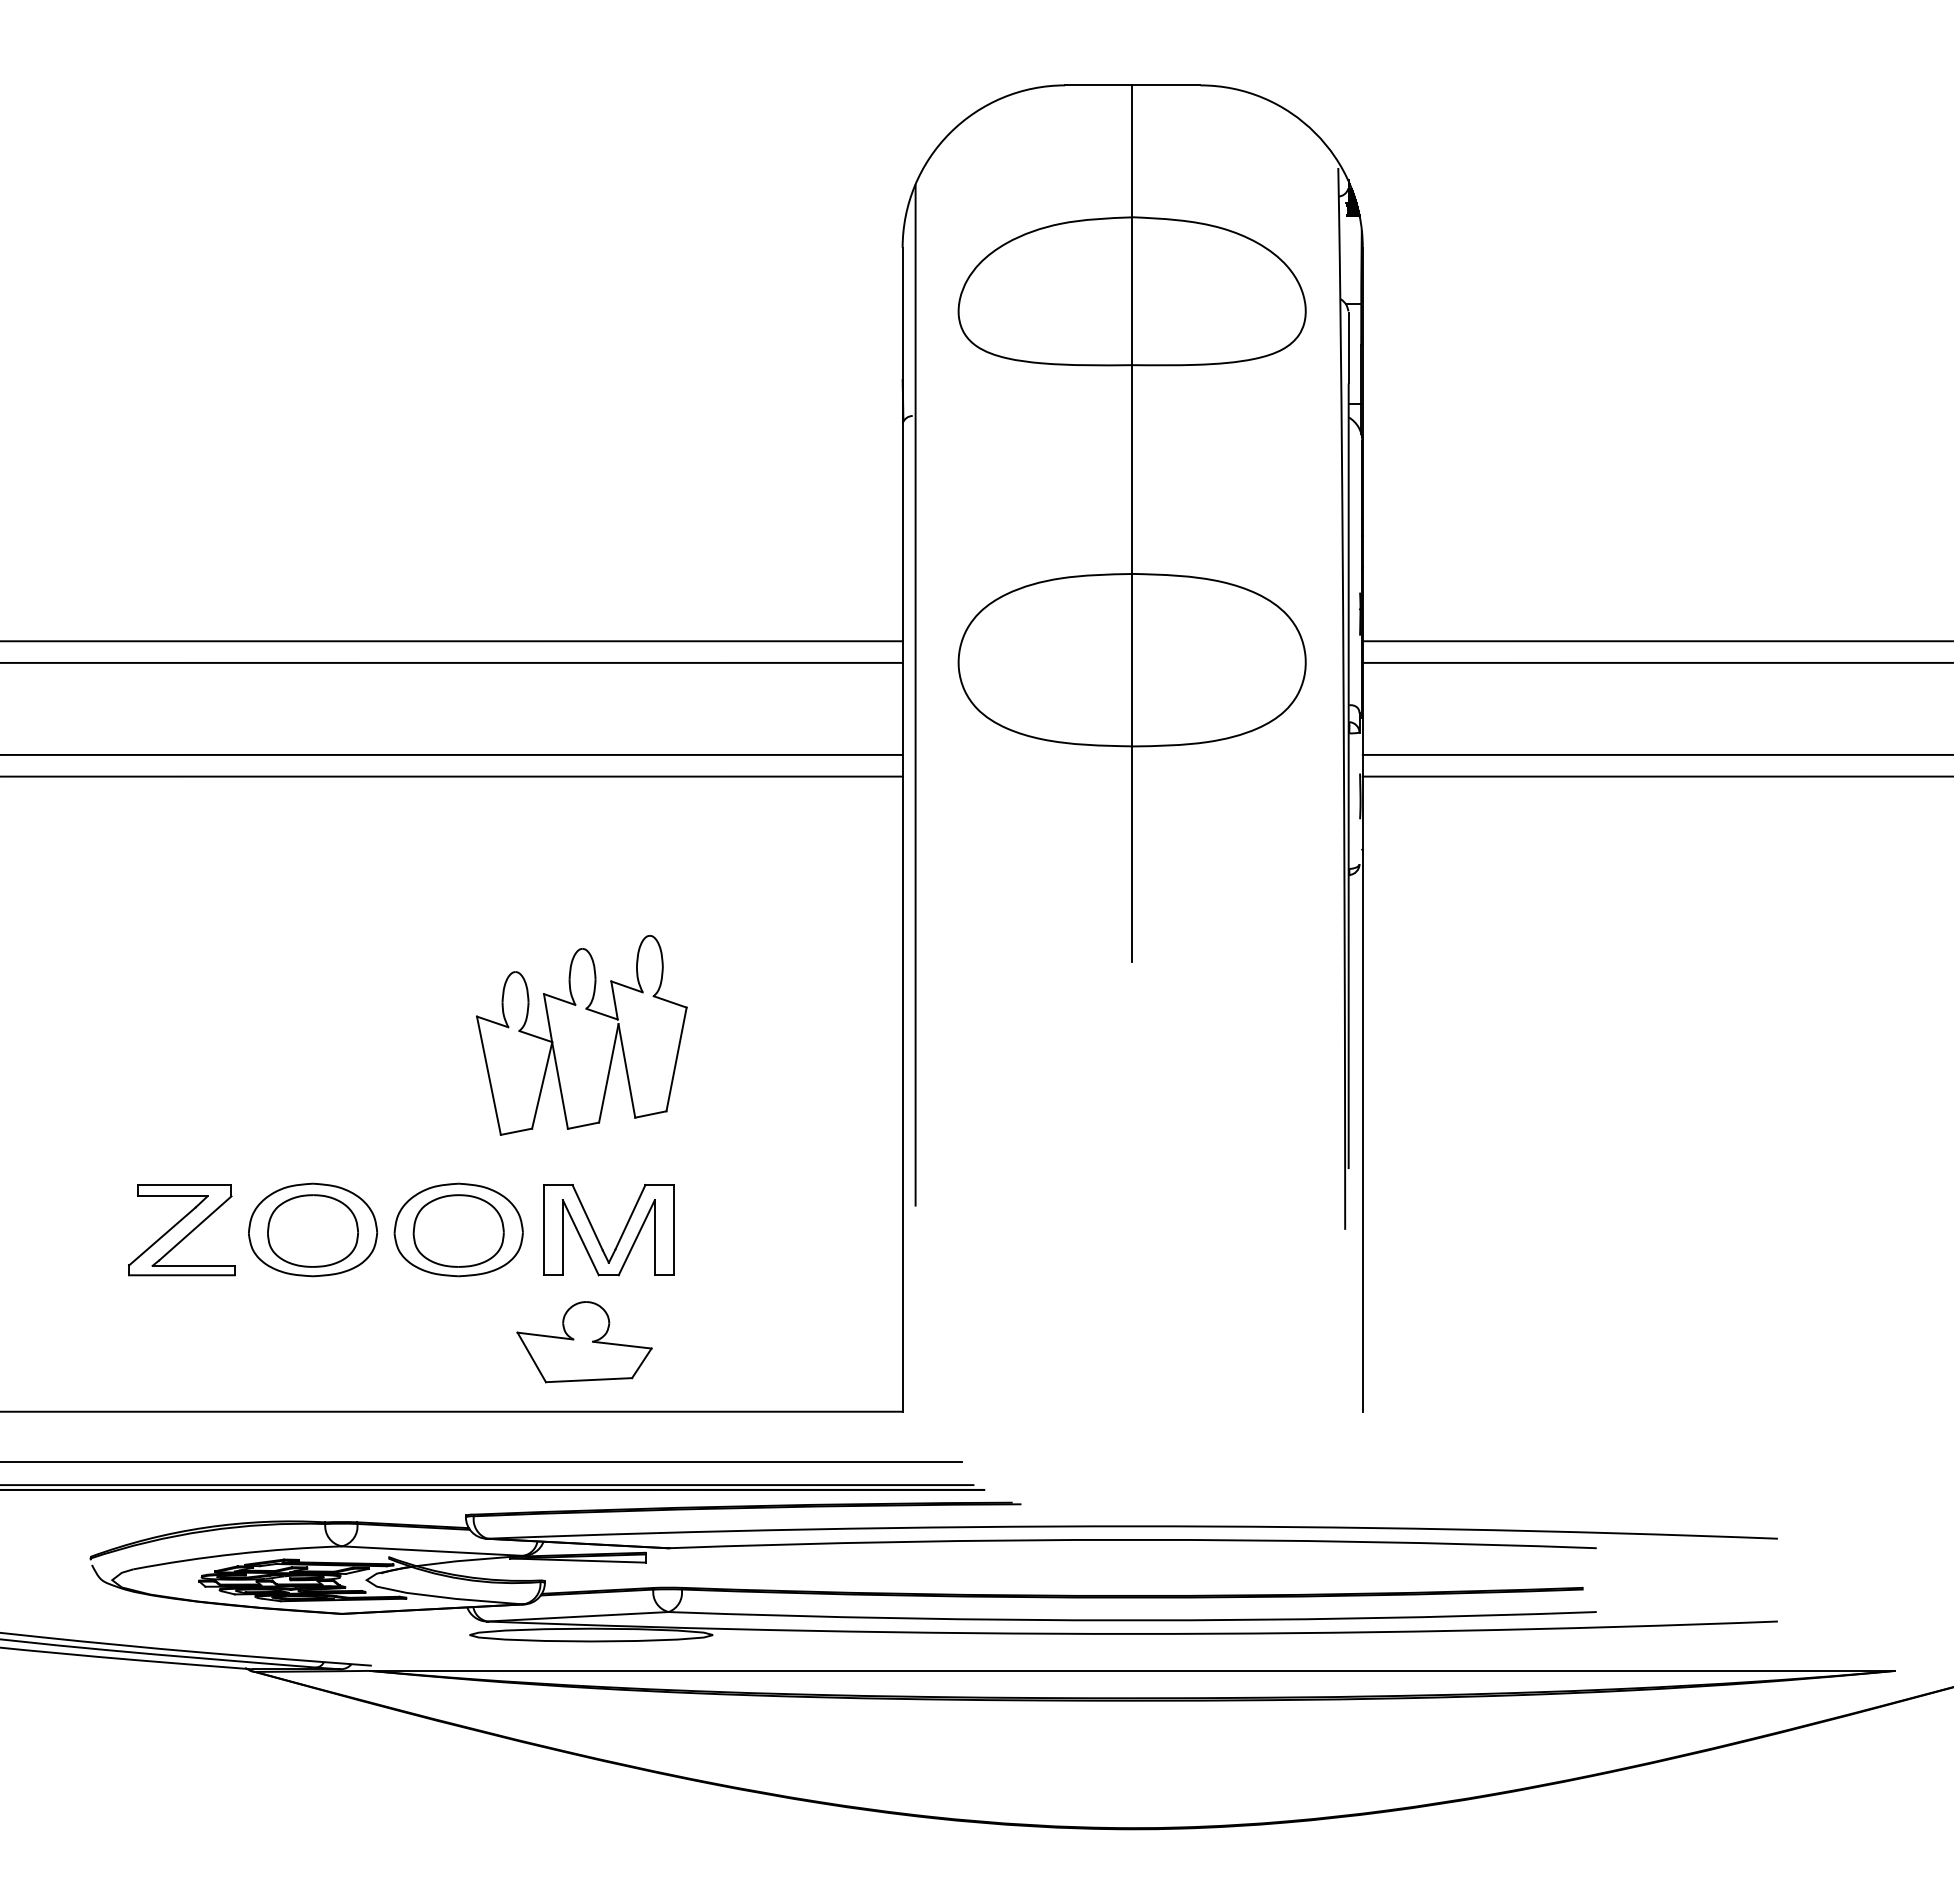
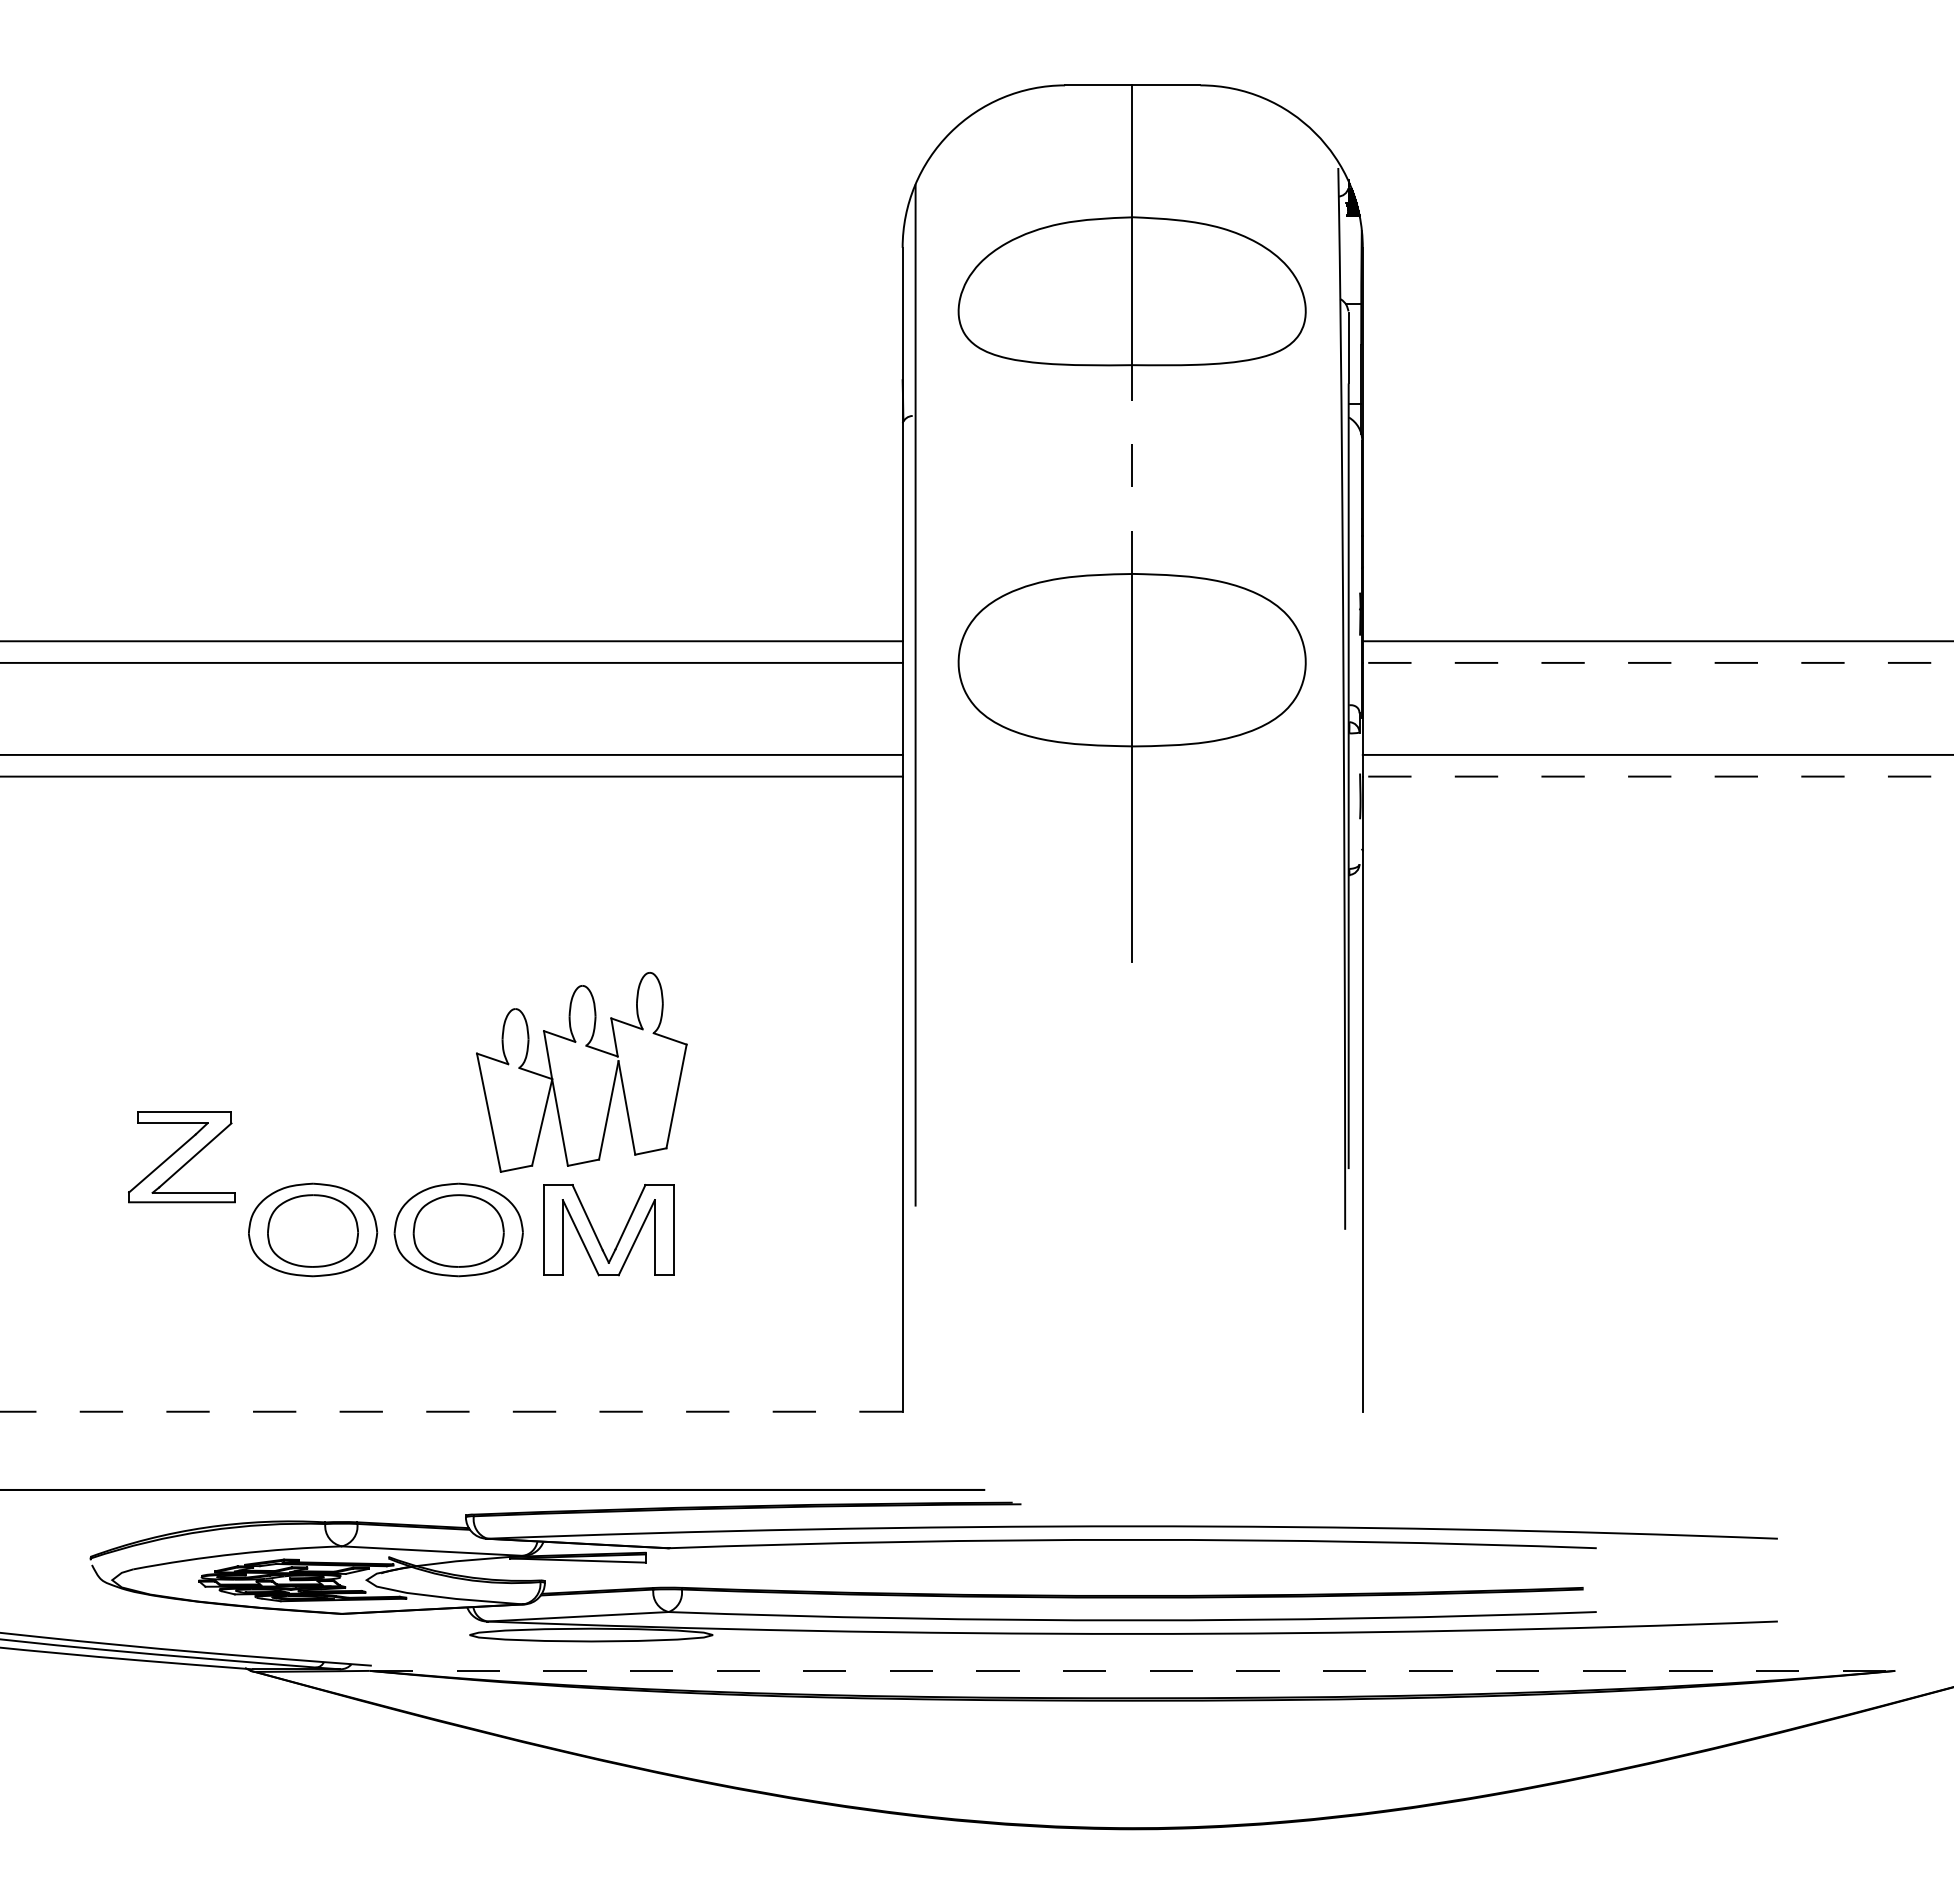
line: solid -> dashed (1132, 469)
line: solid -> dashed (1657, 662)
line: solid -> dashed (1657, 776)
part position: (581, 1035) -> (581, 1072) (581, 1072)
part position: (181, 1230) -> (181, 1157) (181, 1157)
part: present -> none (584, 1342)
line: solid -> dashed (451, 1411)
line: present -> none (482, 1462)
line: present -> none (487, 1485)
line: solid -> dashed (1132, 1670)
